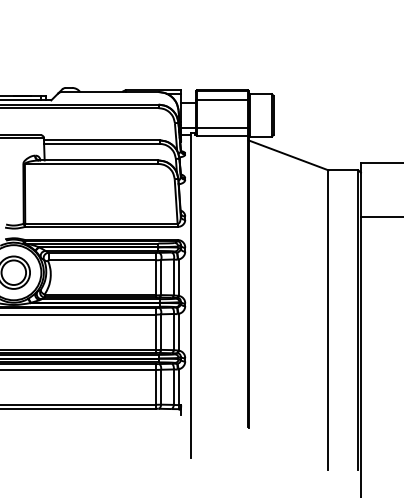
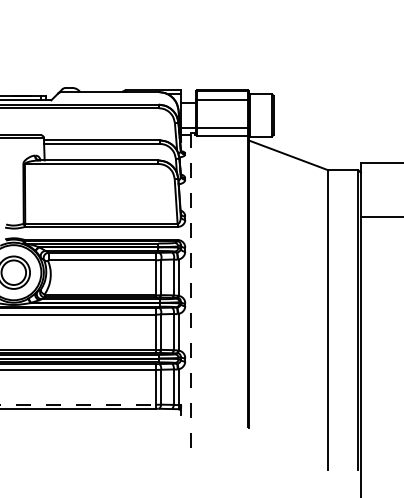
line: solid -> dashed (191, 295)
line: solid -> dashed (78, 404)
